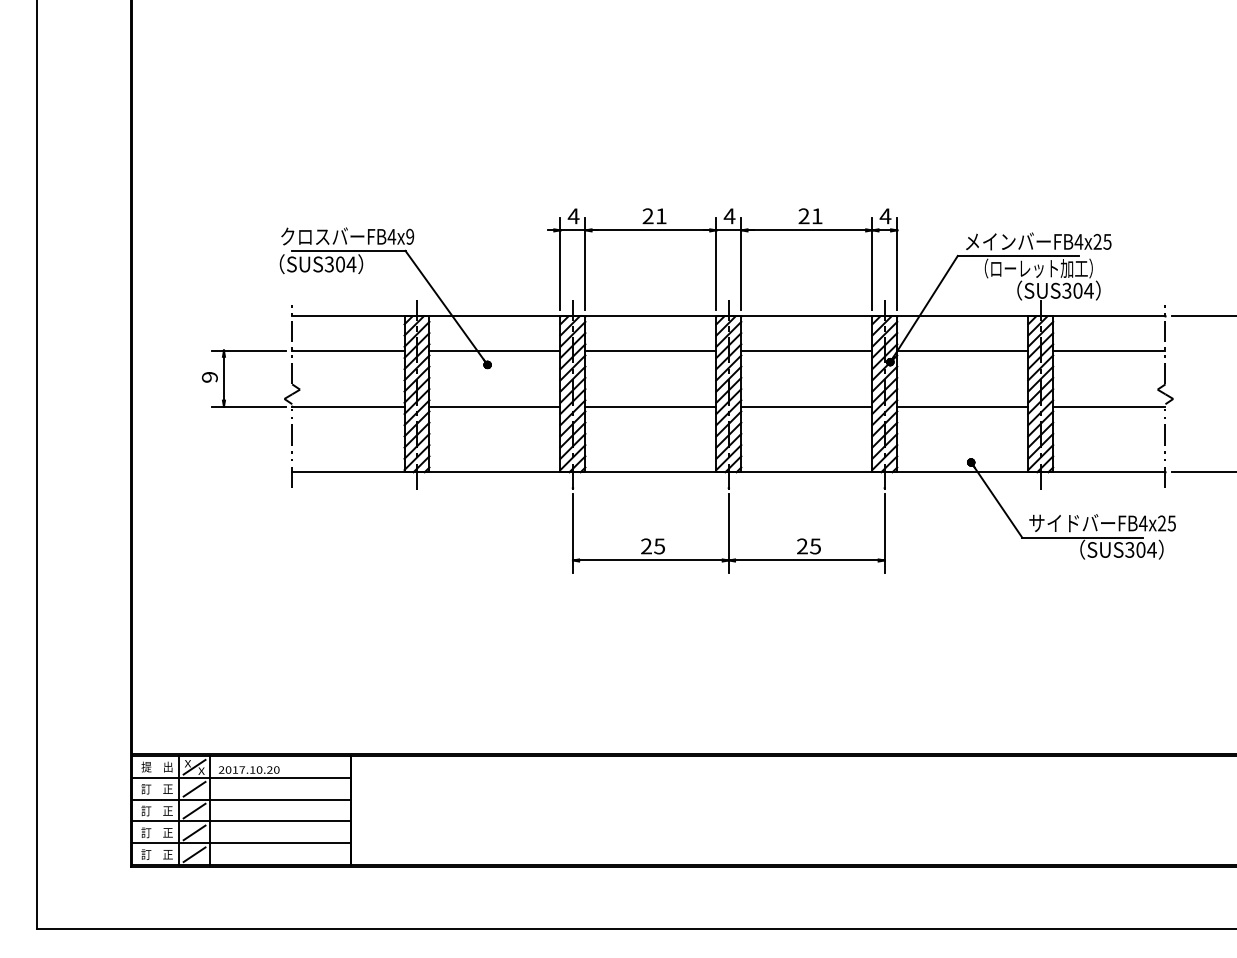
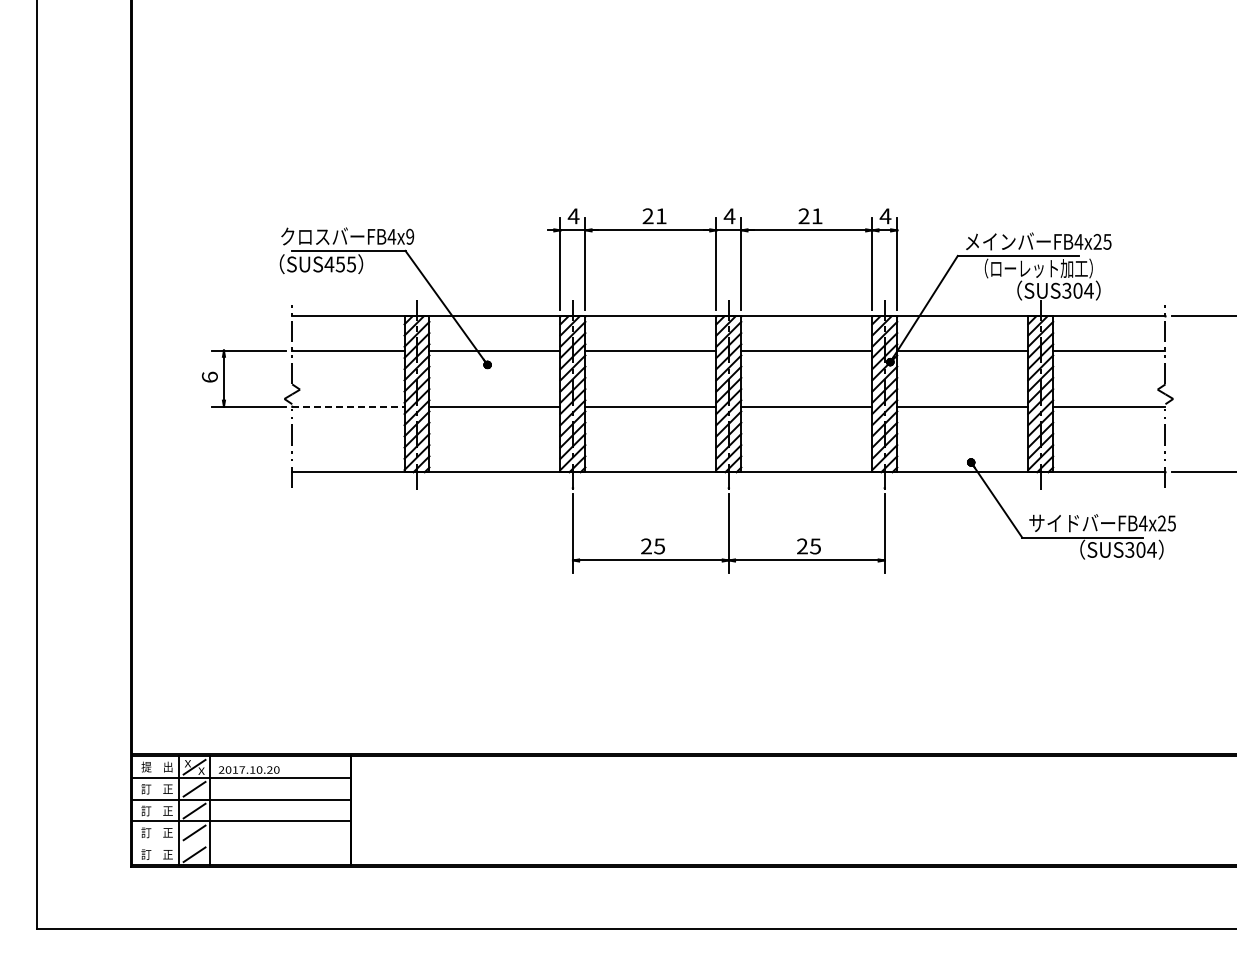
text: SUS304 -> SUS455 (340, 264)
text: 9 -> 6 (209, 376)
line: solid -> dashed (348, 406)
line: present -> none (241, 843)
